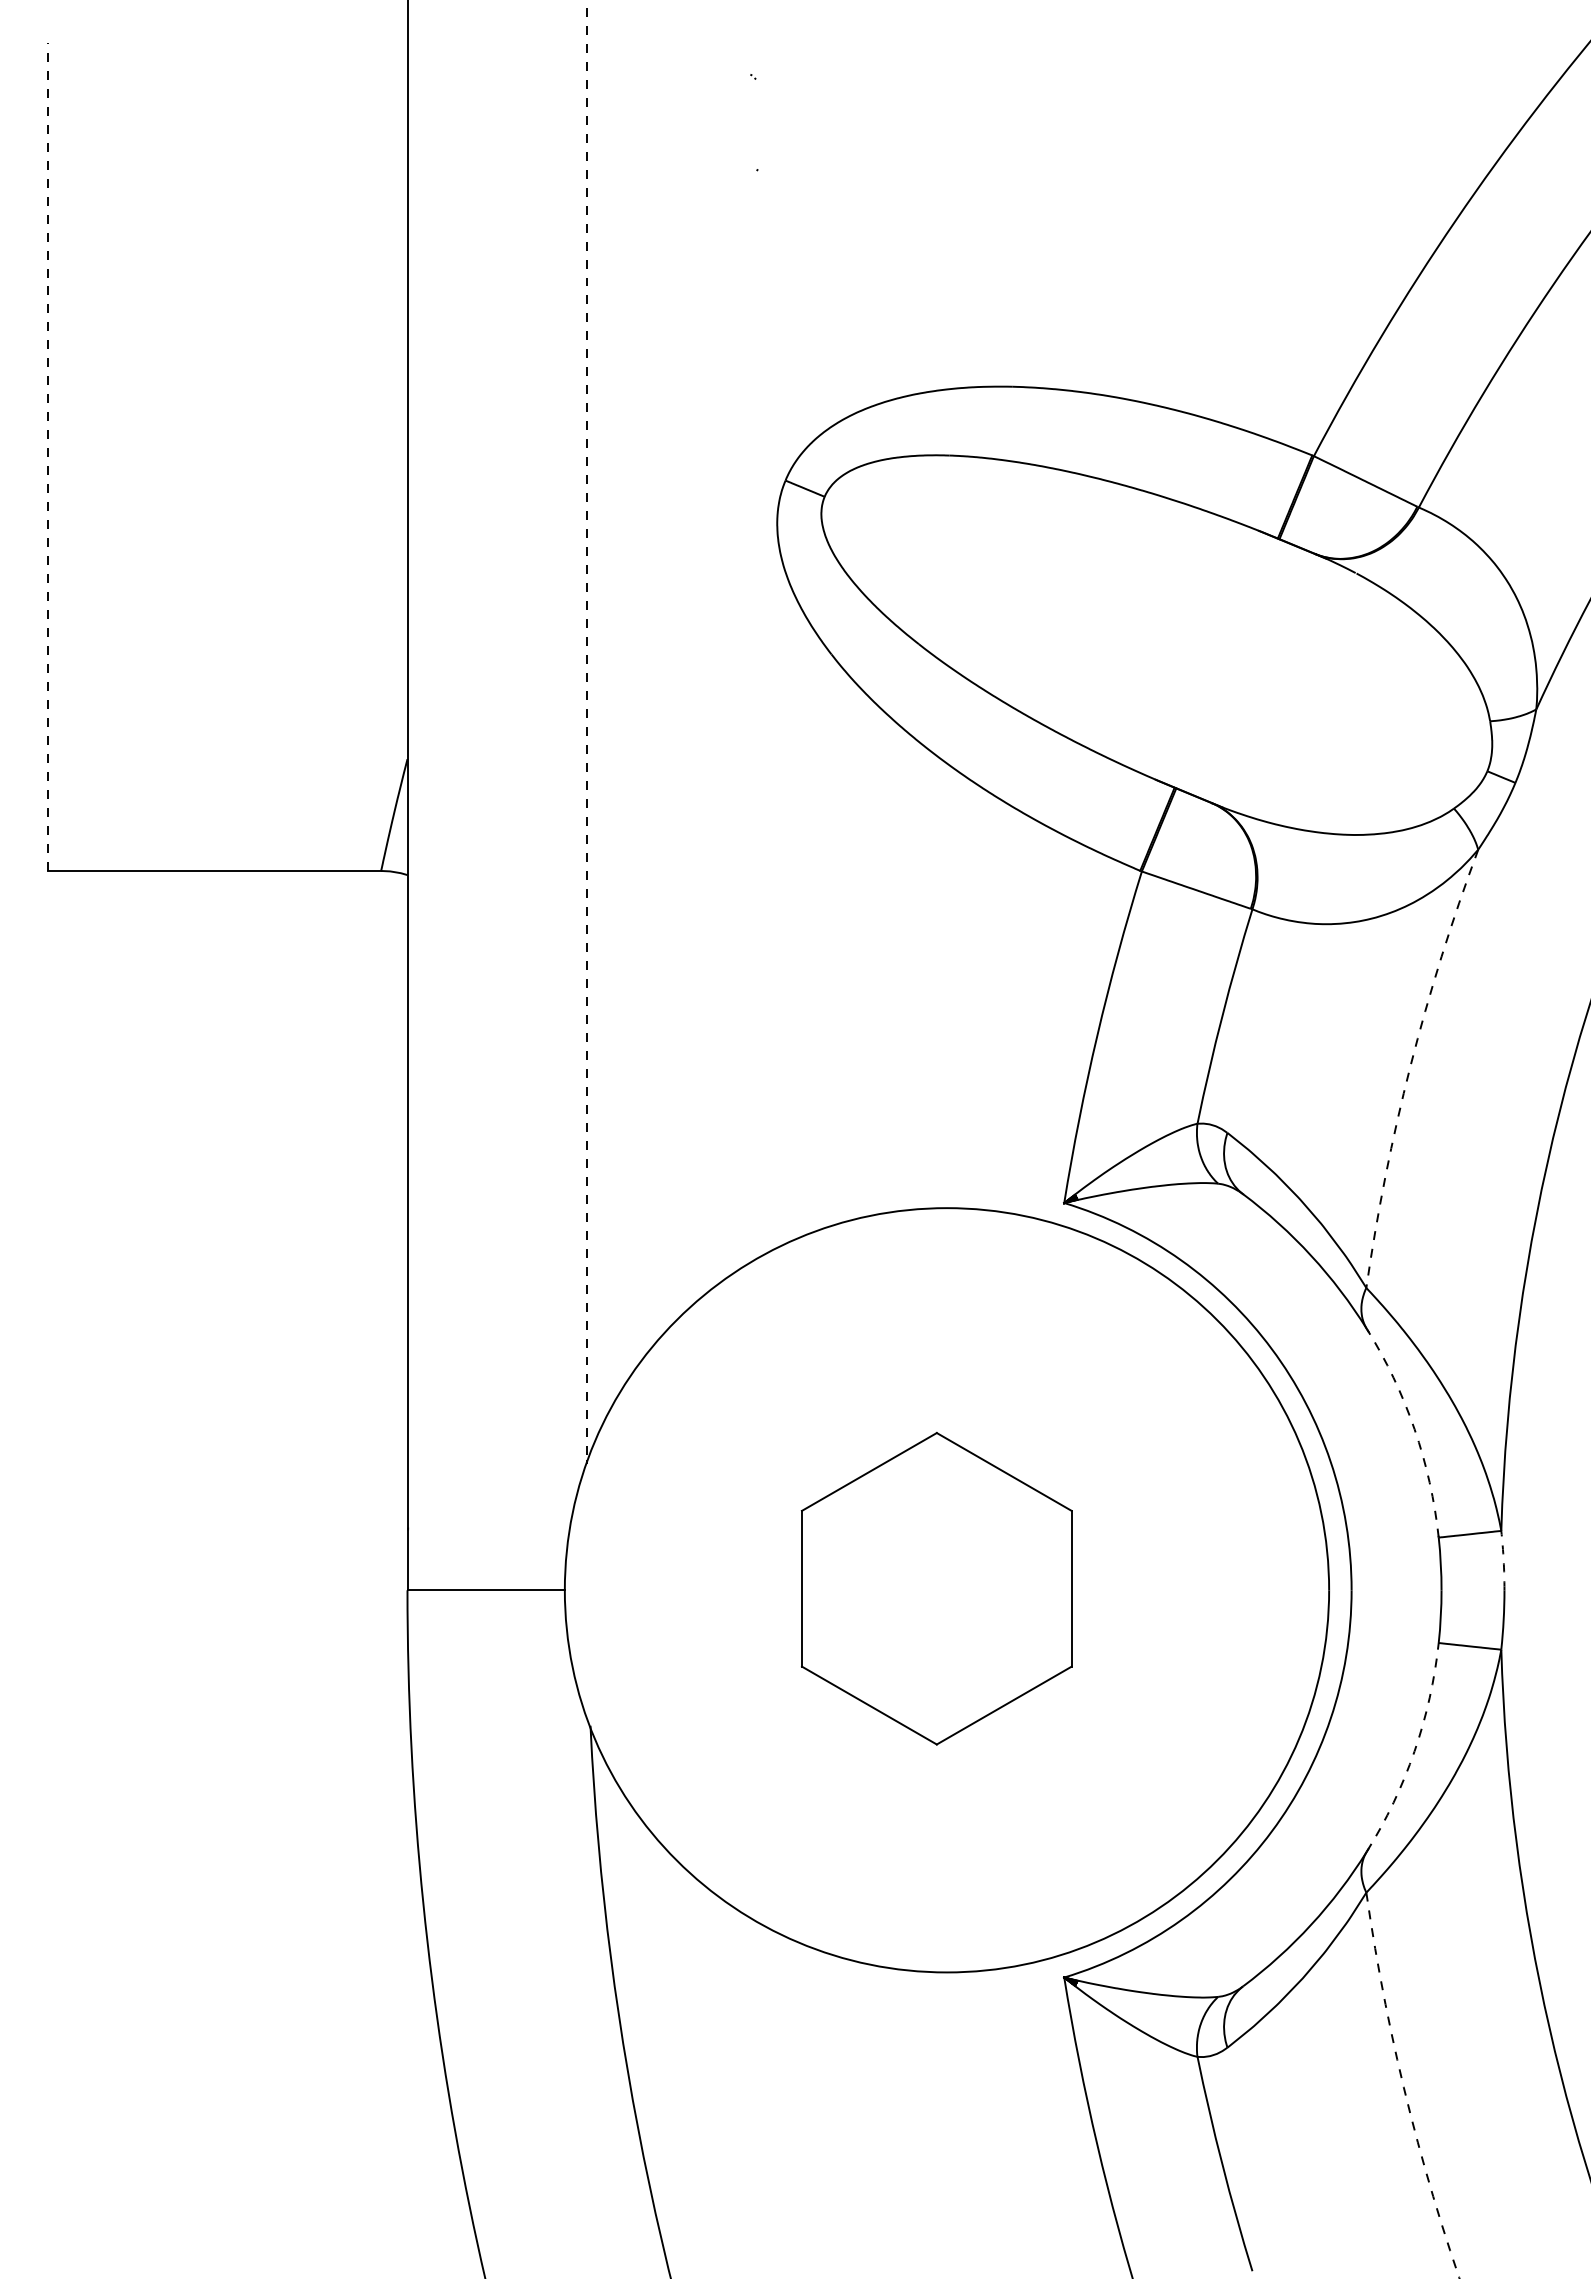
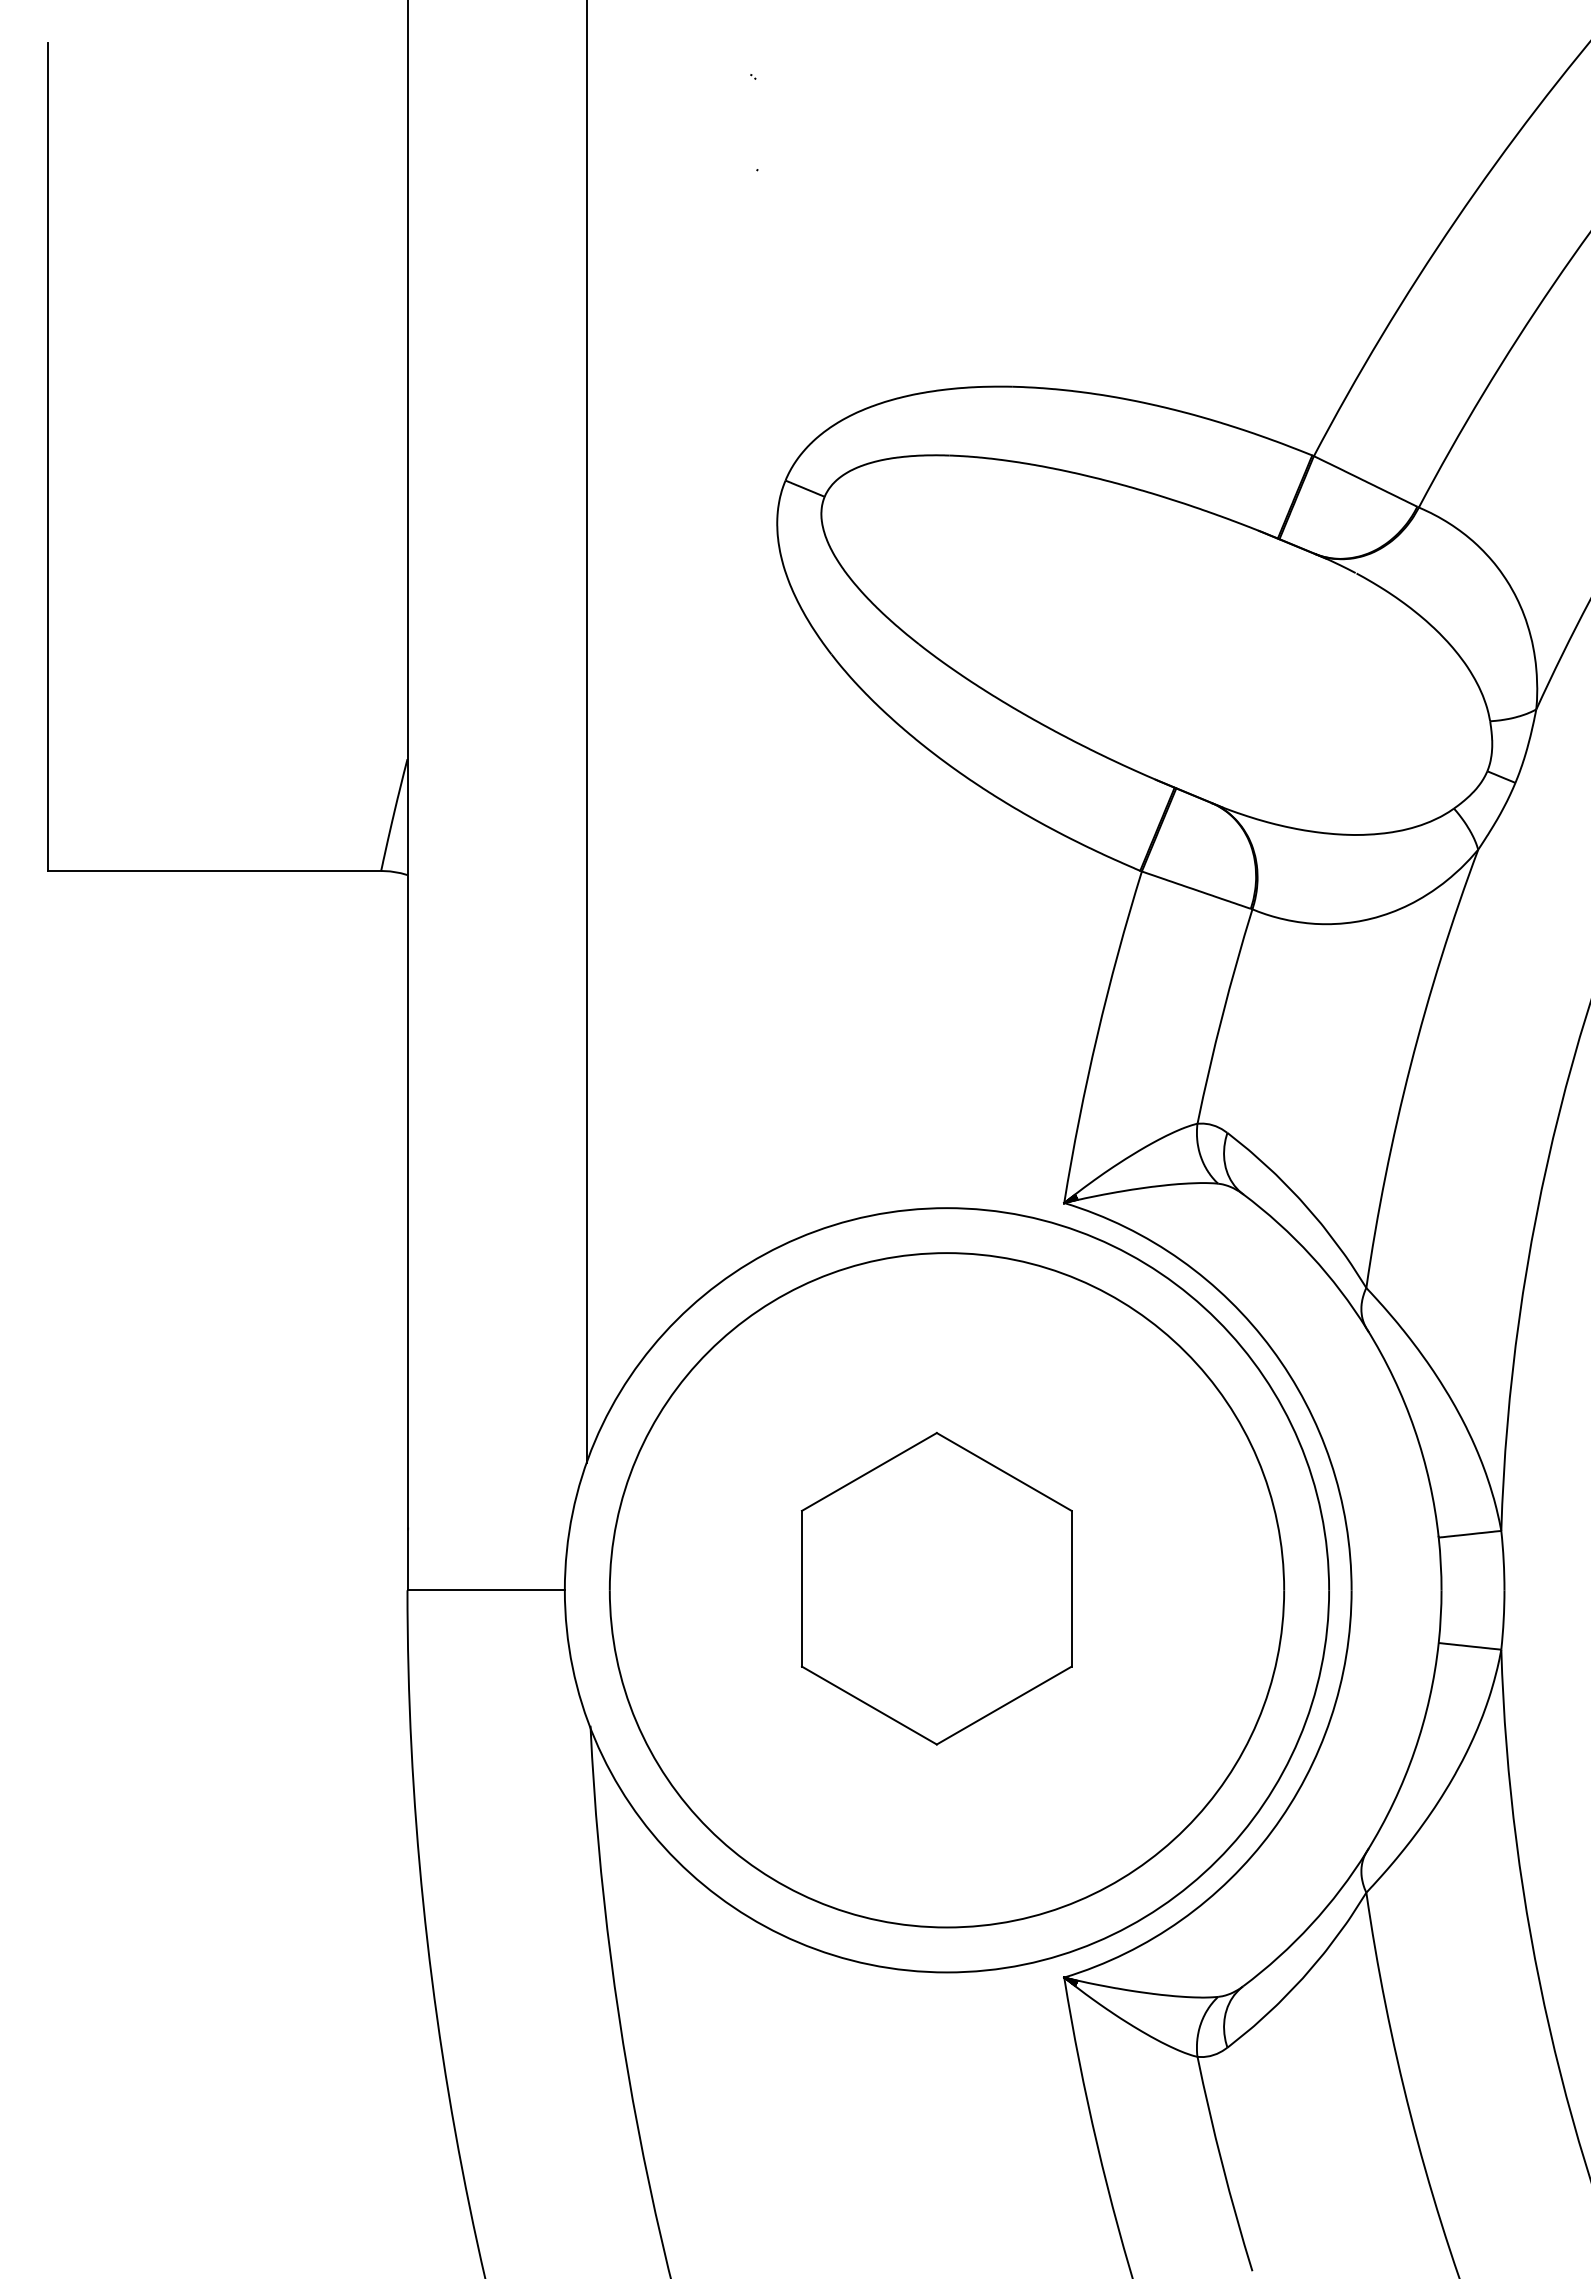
line: dashed -> solid (47, 456)
line: dashed -> solid (587, 731)
arc: dashed -> solid (1410, 1065)
arc: dashed -> solid (1414, 1429)
arc: dashed -> solid (1503, 1560)
part: none -> present (946, 1590)
arc: dashed -> solid (1414, 1751)
arc: dashed -> solid (1404, 2088)
